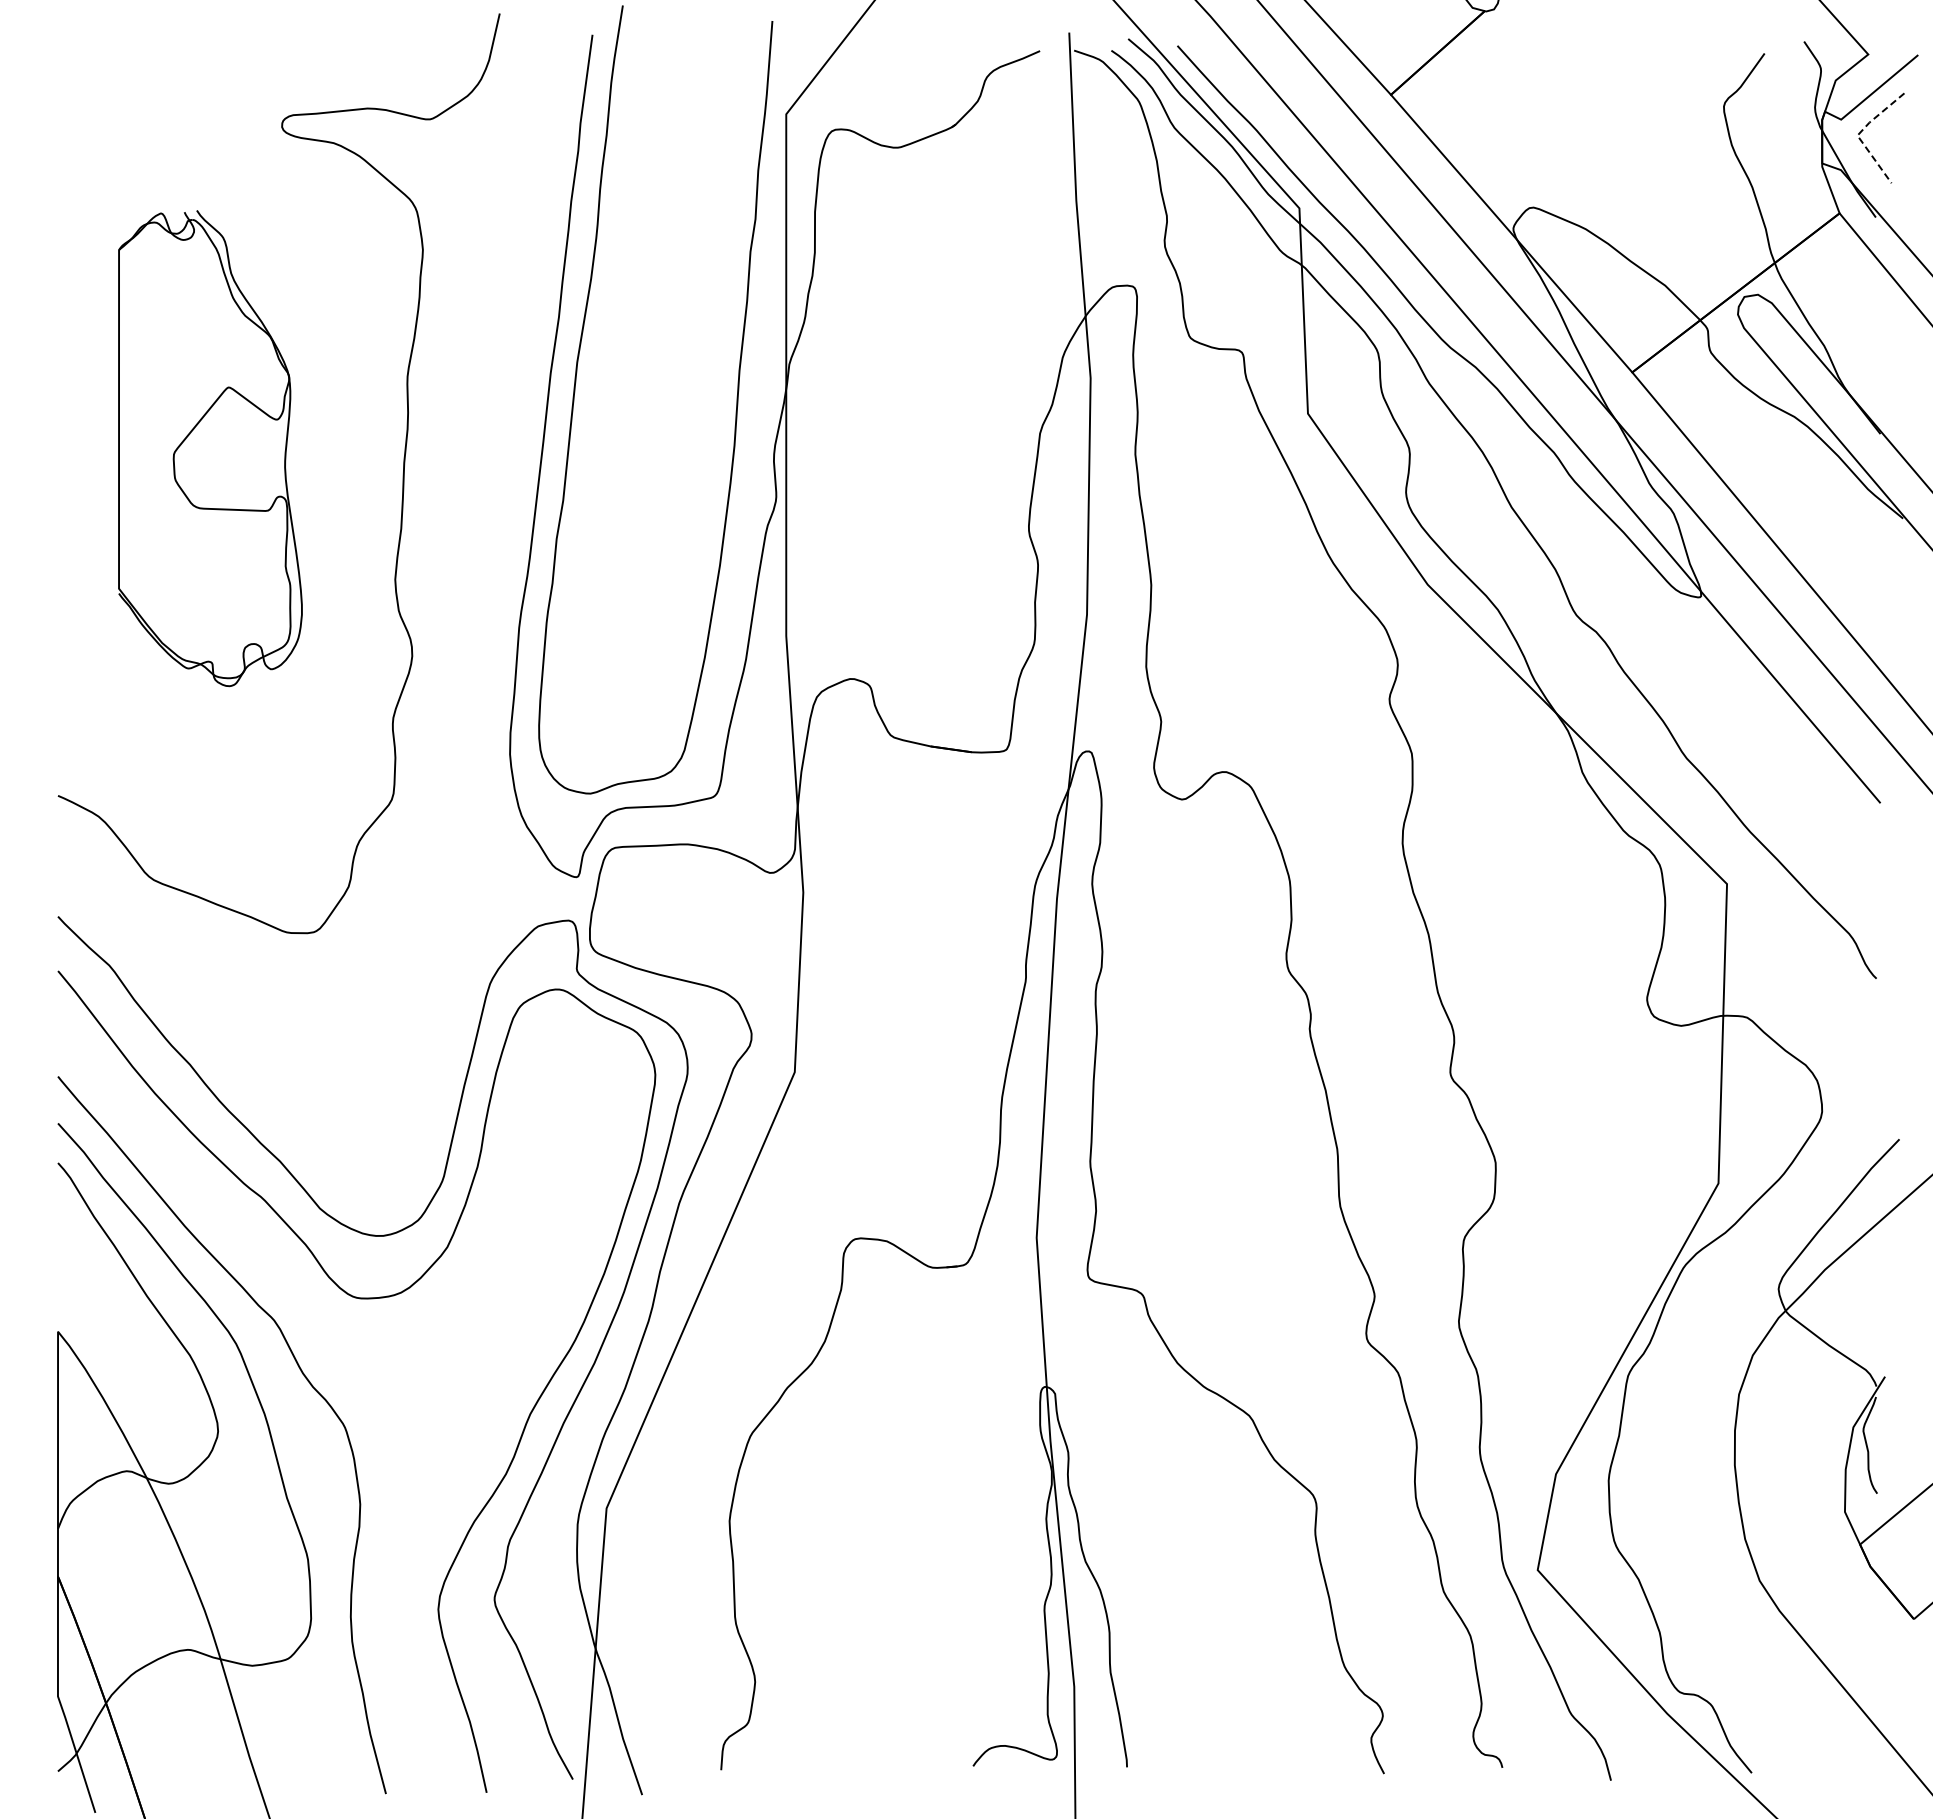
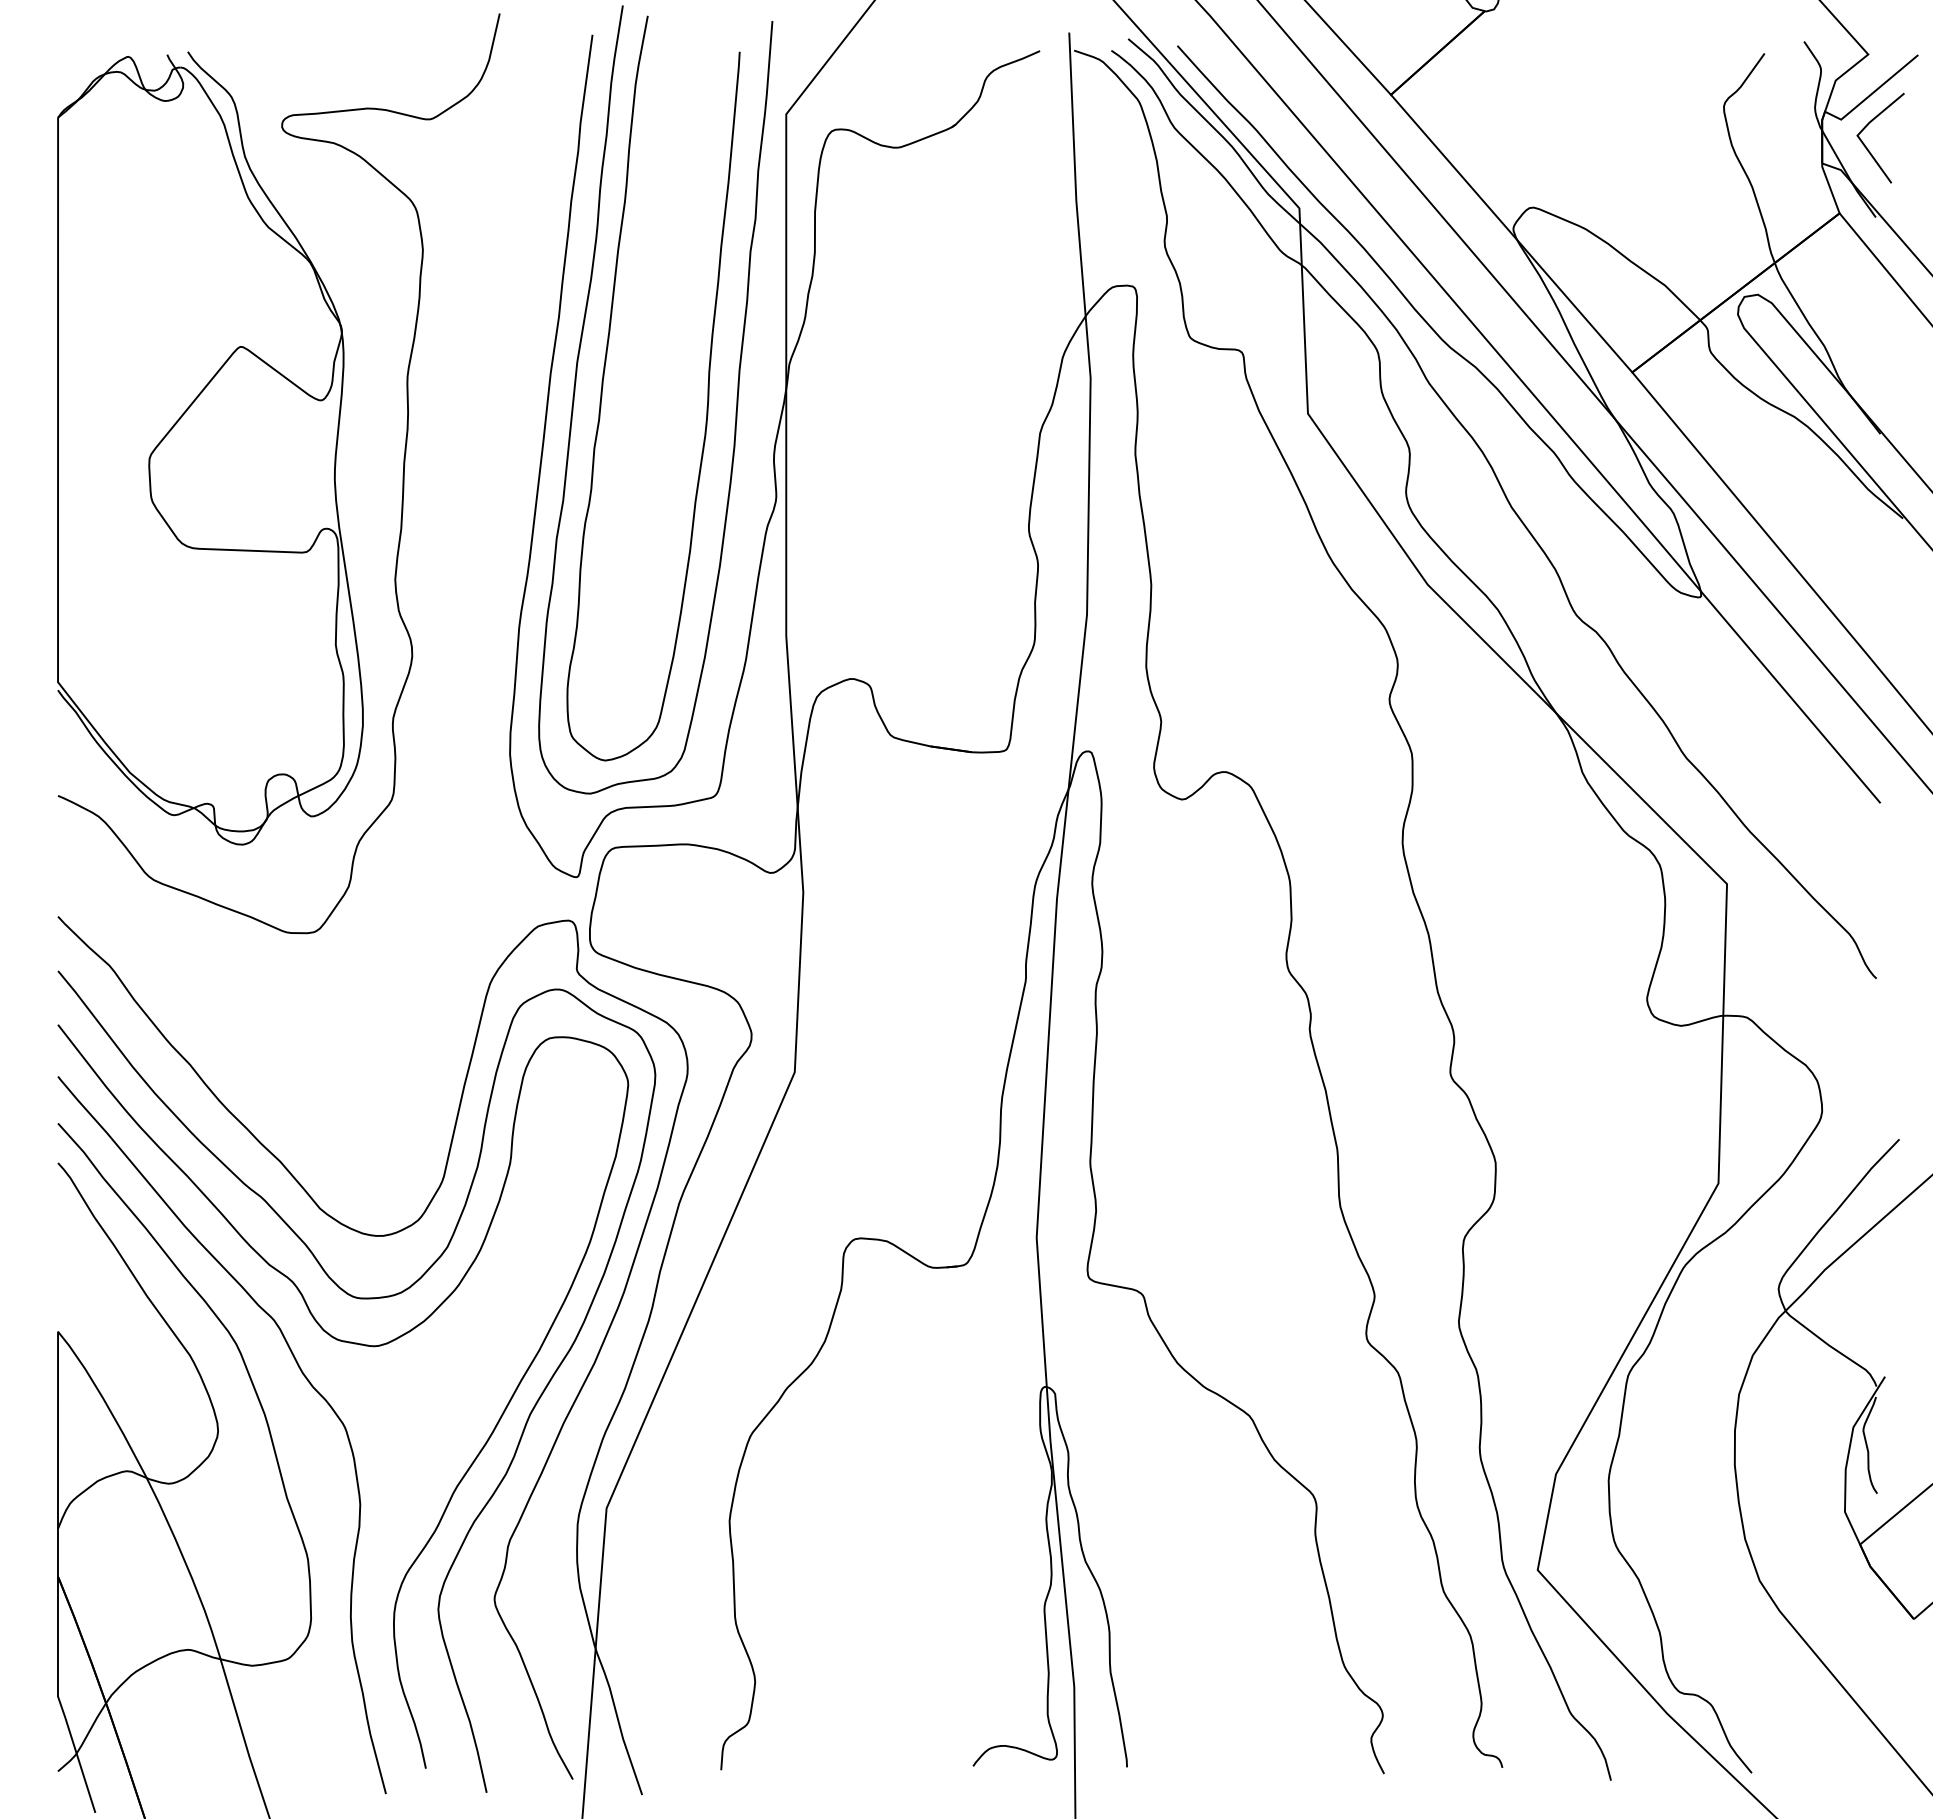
line: dashed -> solid (1858, 134)
curve: none -> present (603, 386)
part size: 185x478 px -> 307x795 px (210, 448)
curve: none -> present (354, 1344)
